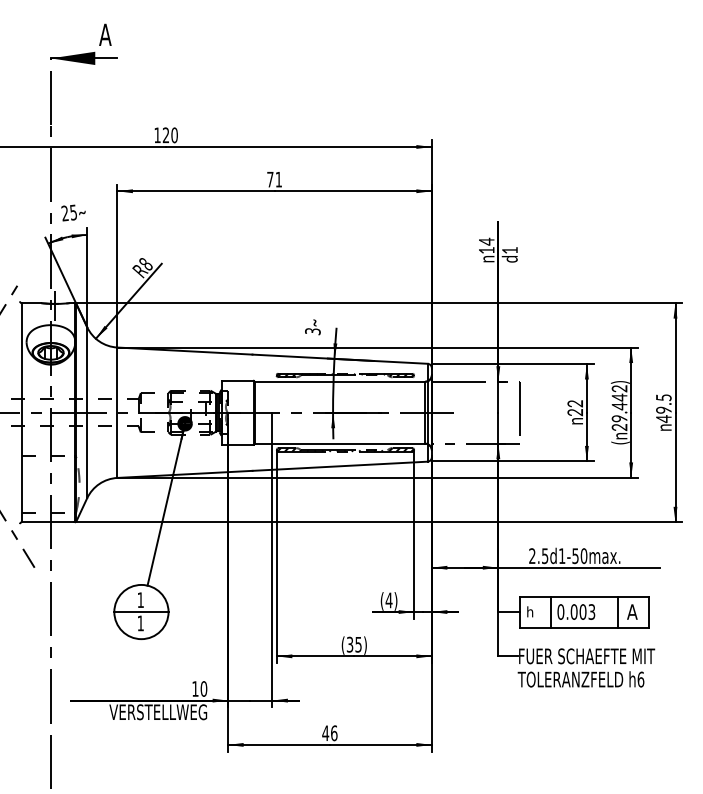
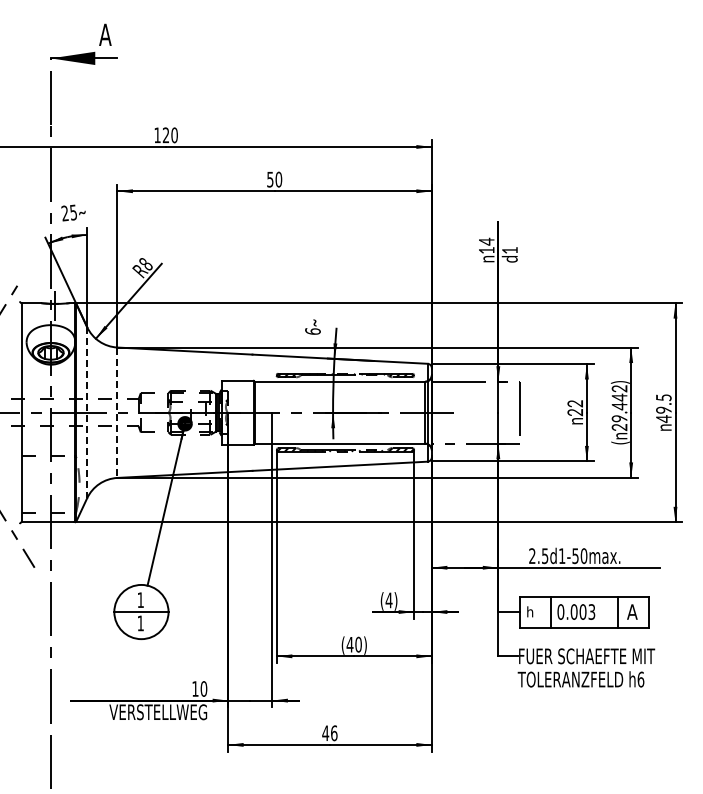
text: 71 -> 50 (274, 179)
text: 3 -> 6 (312, 331)
line: solid -> dashed (87, 412)
line: solid -> dashed (117, 413)
text: (35) -> (40) (353, 644)
